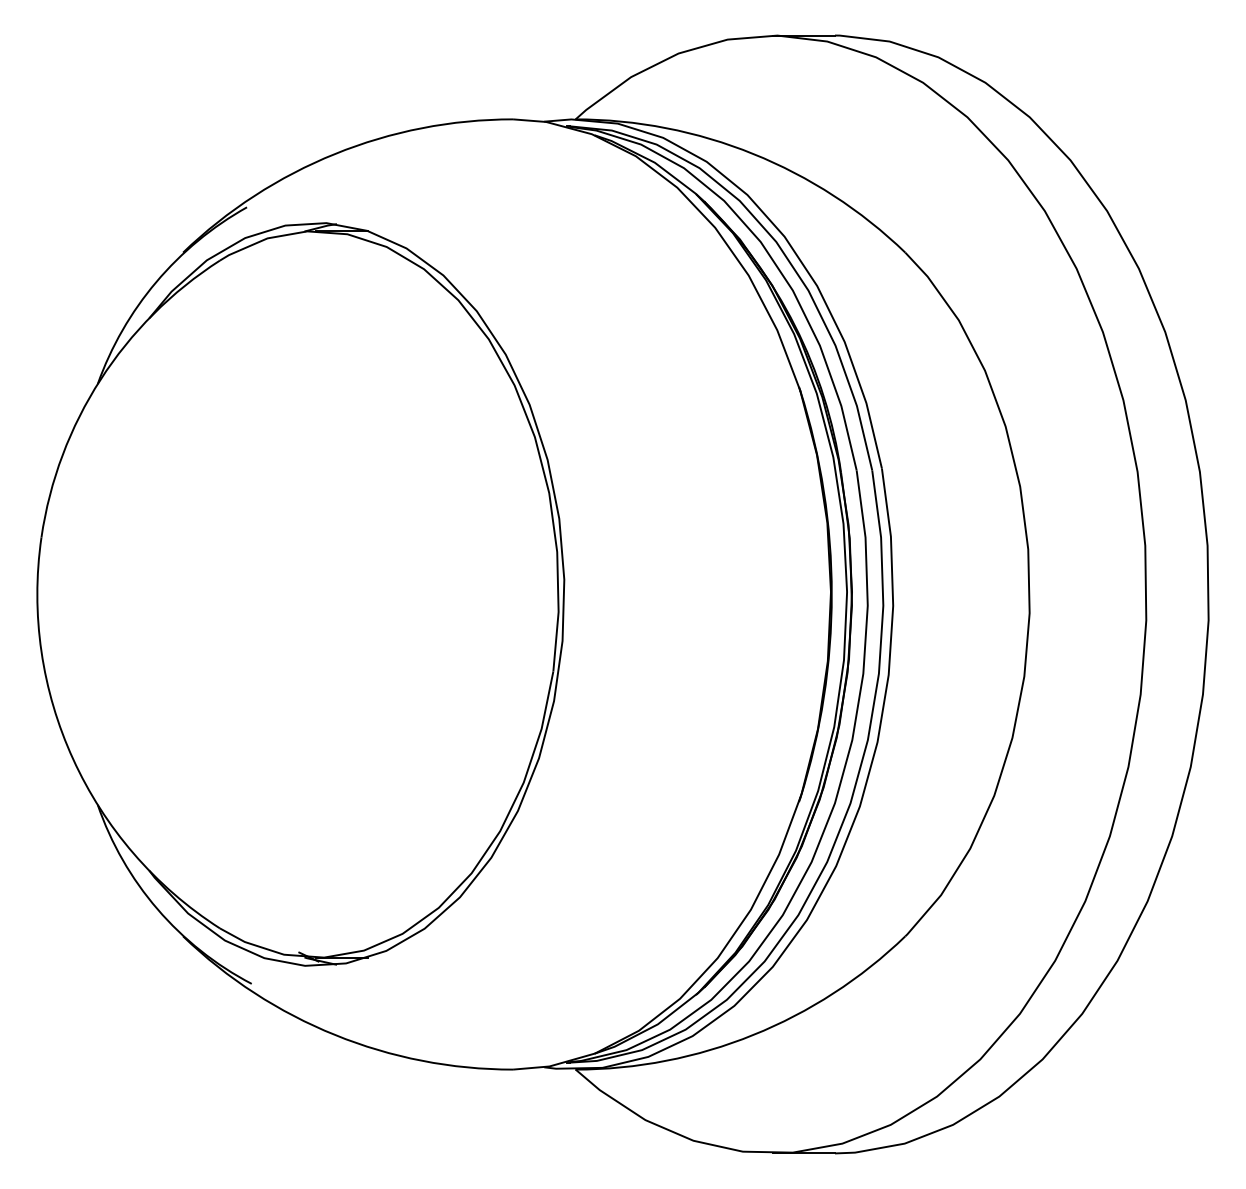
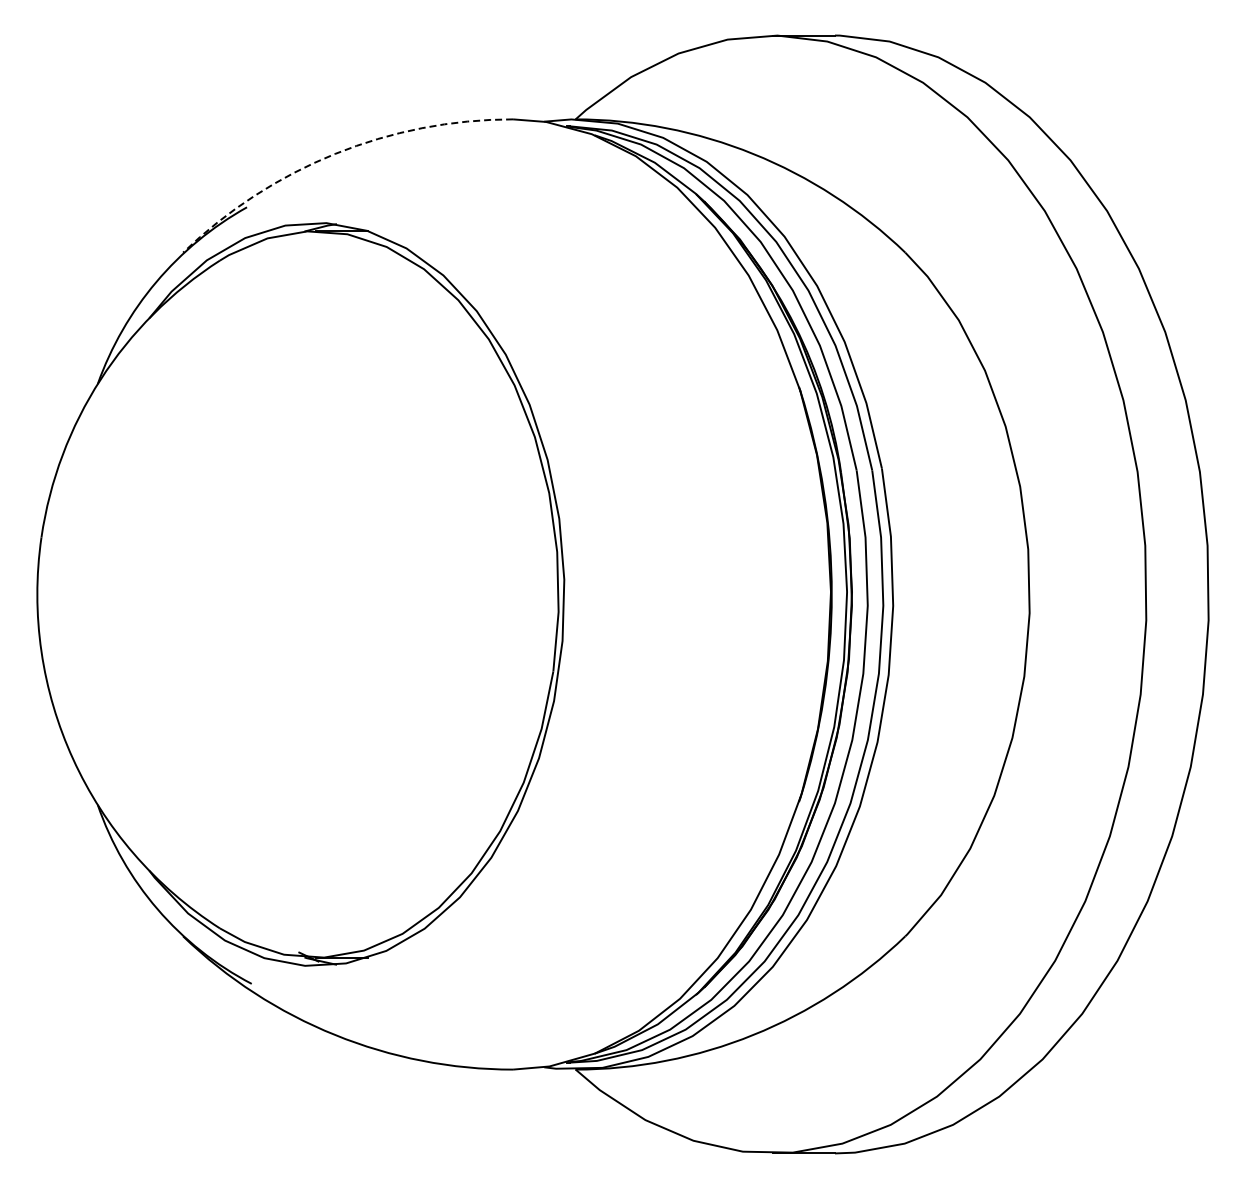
arc: solid -> dashed (335, 153)
